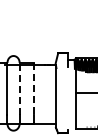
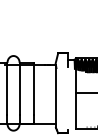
line: dashed -> solid (19, 88)
line: dashed -> solid (33, 89)
